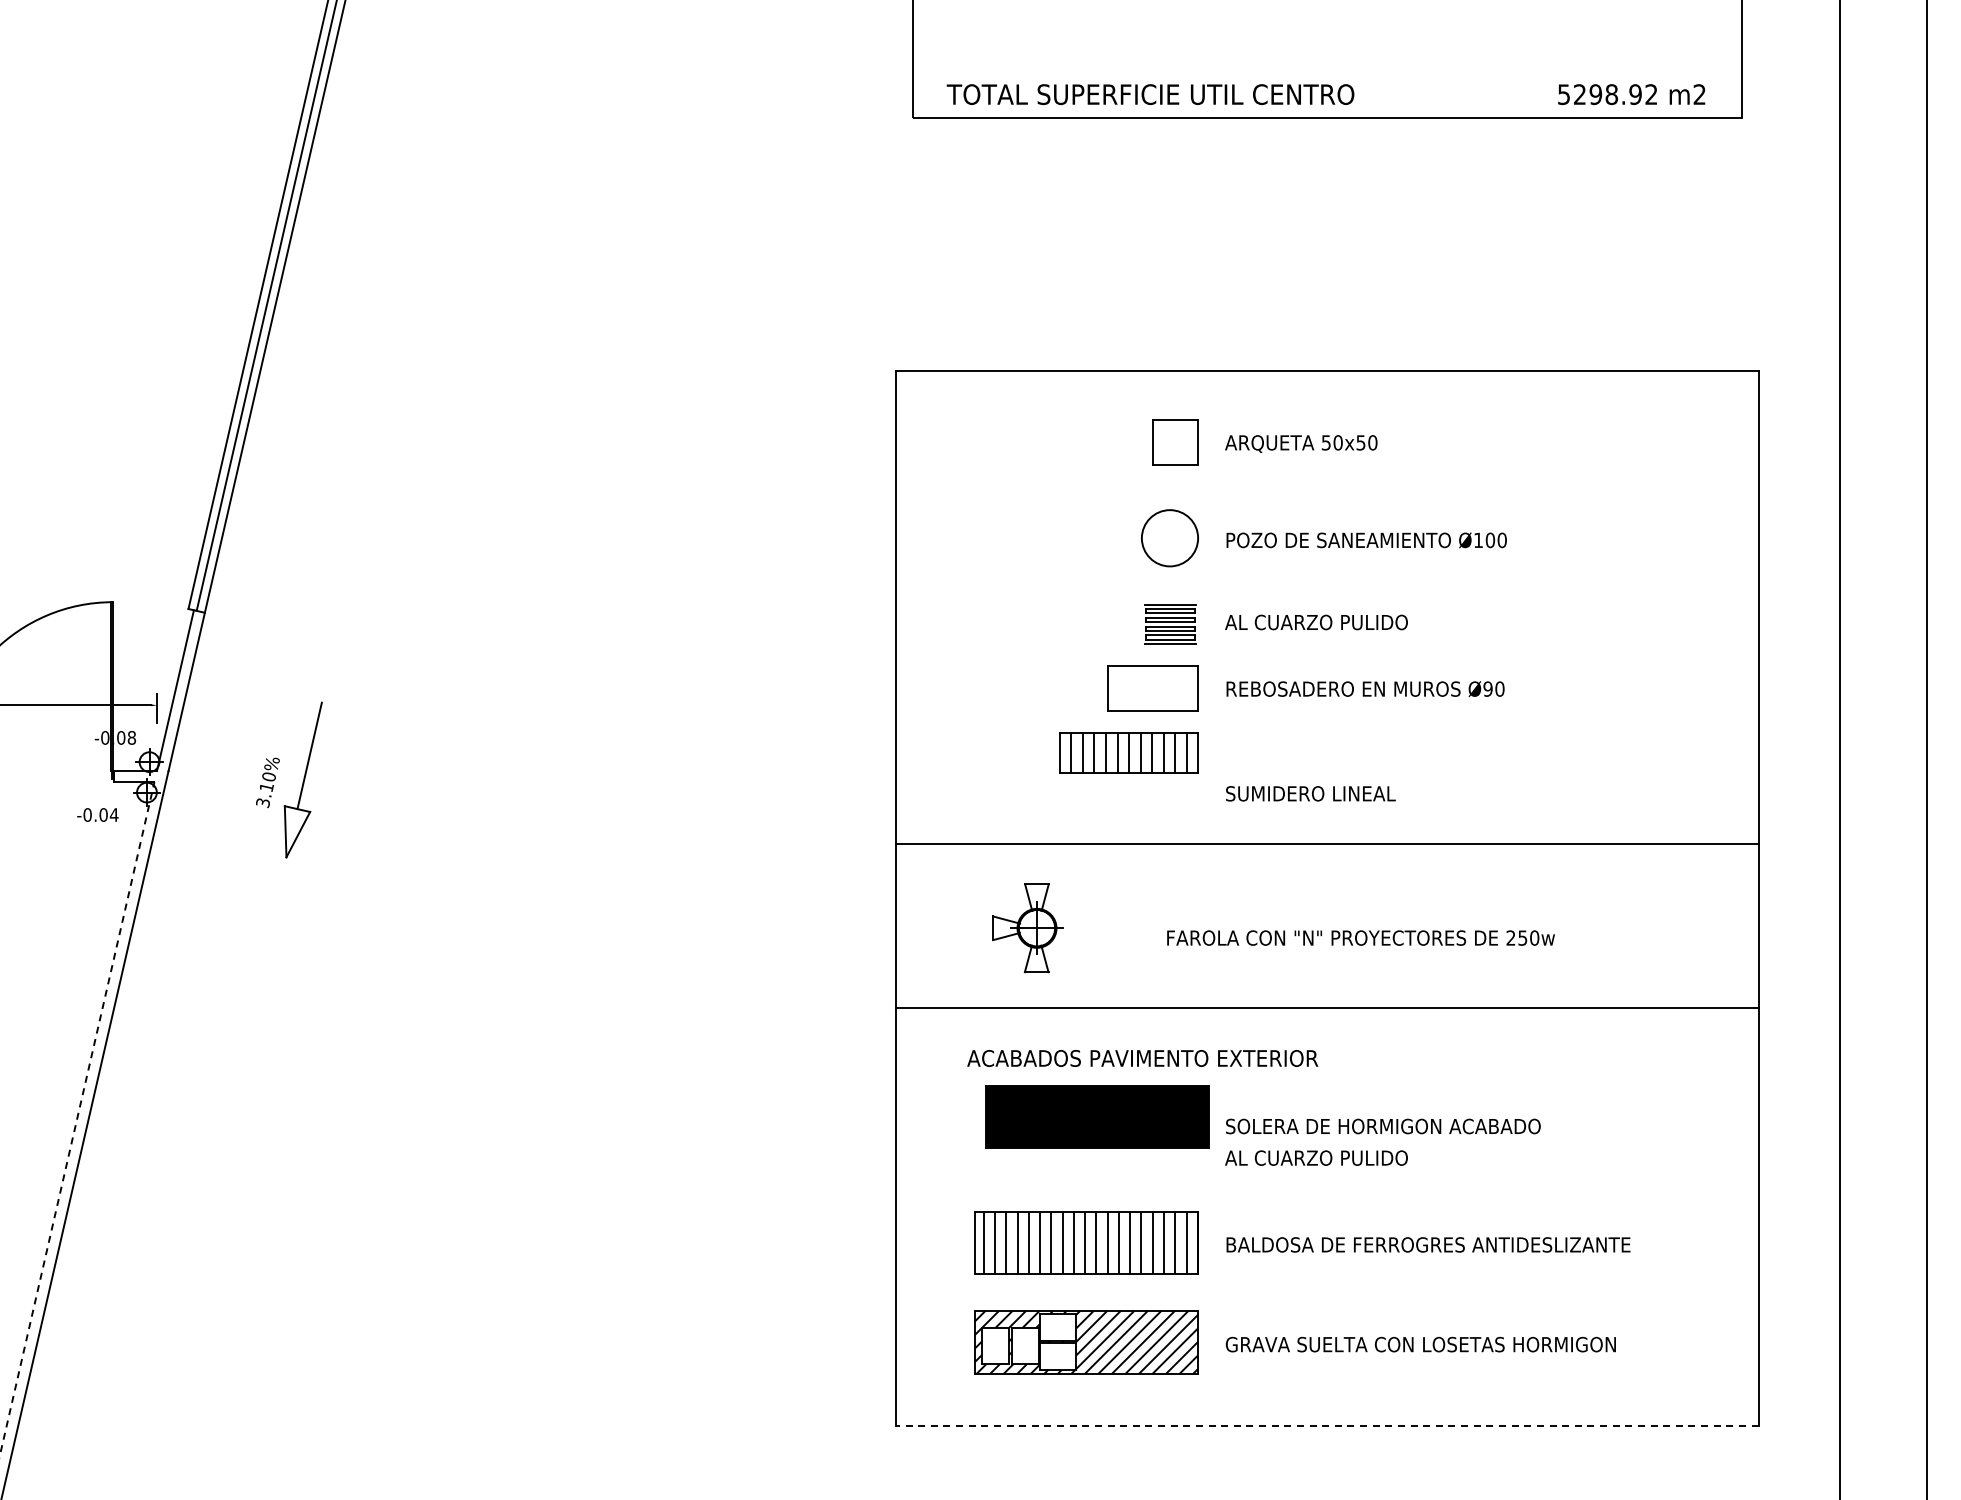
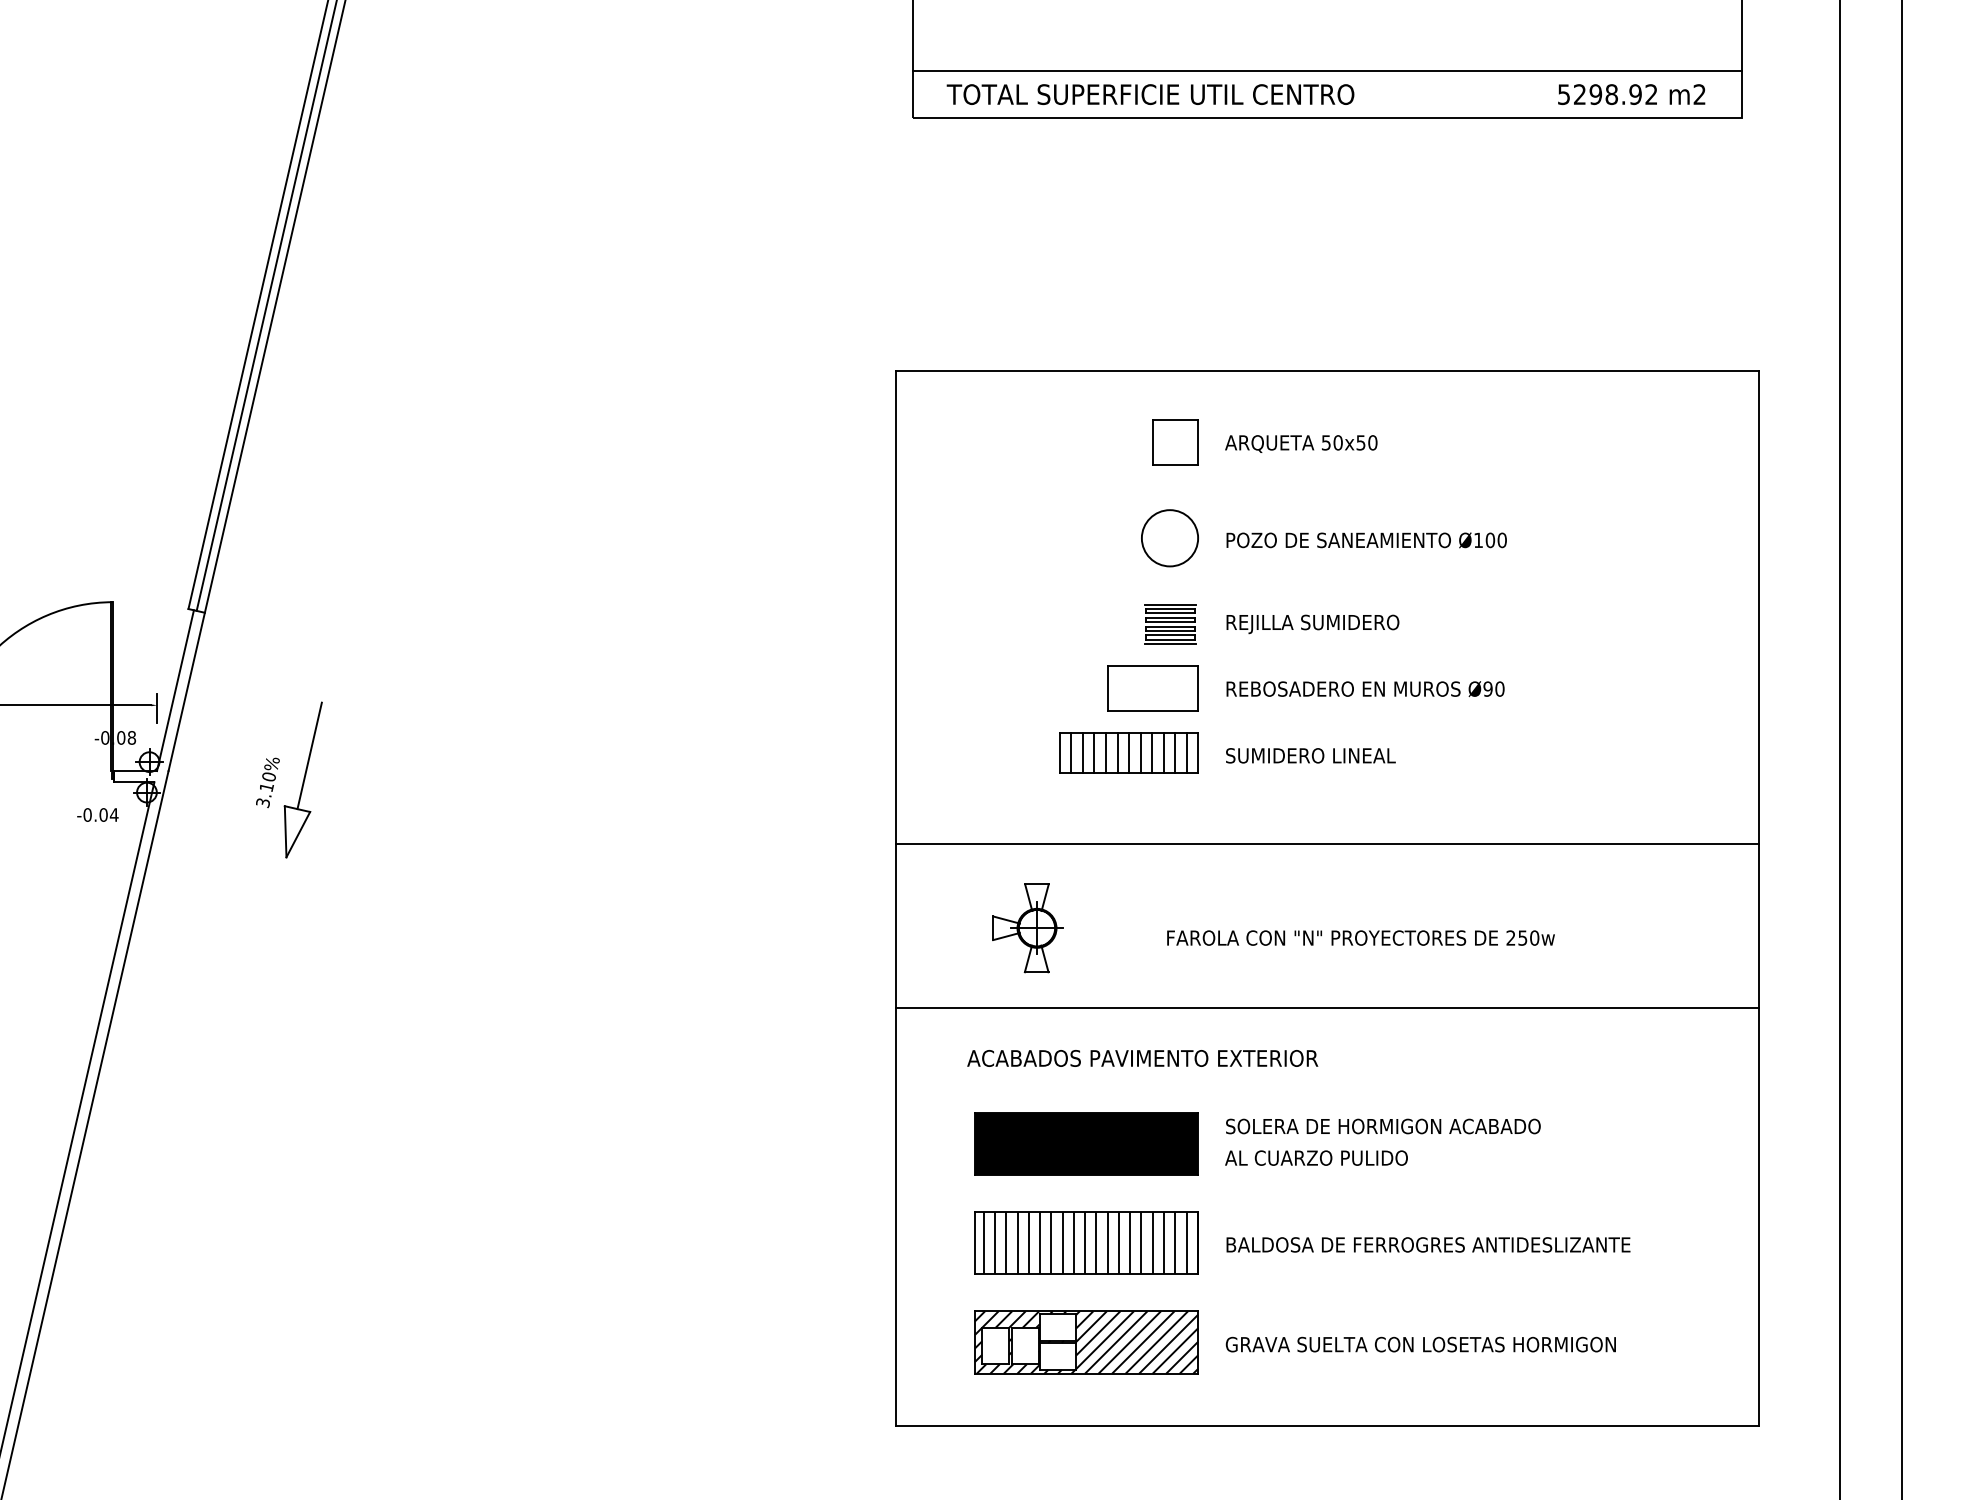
line: none -> present (1327, 70)
text: AL CUARZO PULIDO -> REJILLA SUMIDERO (1316, 624)
line position: (1927, 749) -> (1902, 749) (1902, 749)
text position: (1310, 793) -> (1310, 755) (1310, 755)
part position: (1097, 1116) -> (1086, 1143) (1086, 1143)
line: dashed -> solid (77, 1118)
line: dashed -> solid (1326, 1426)
